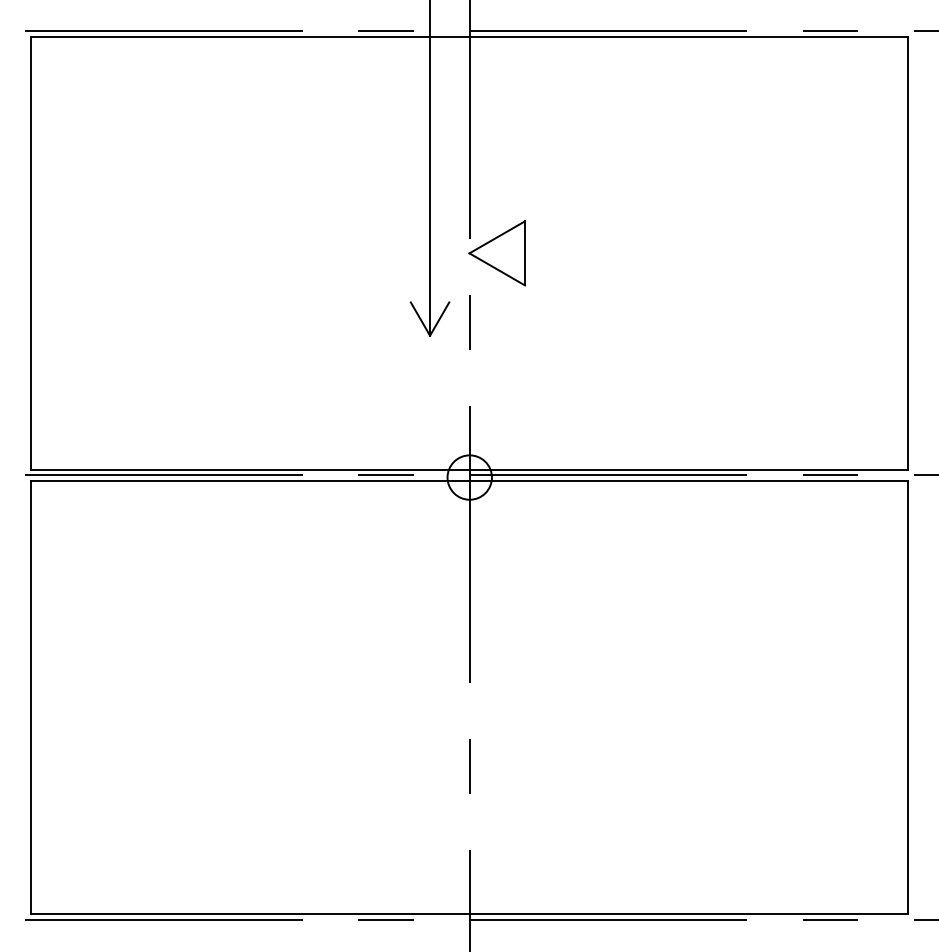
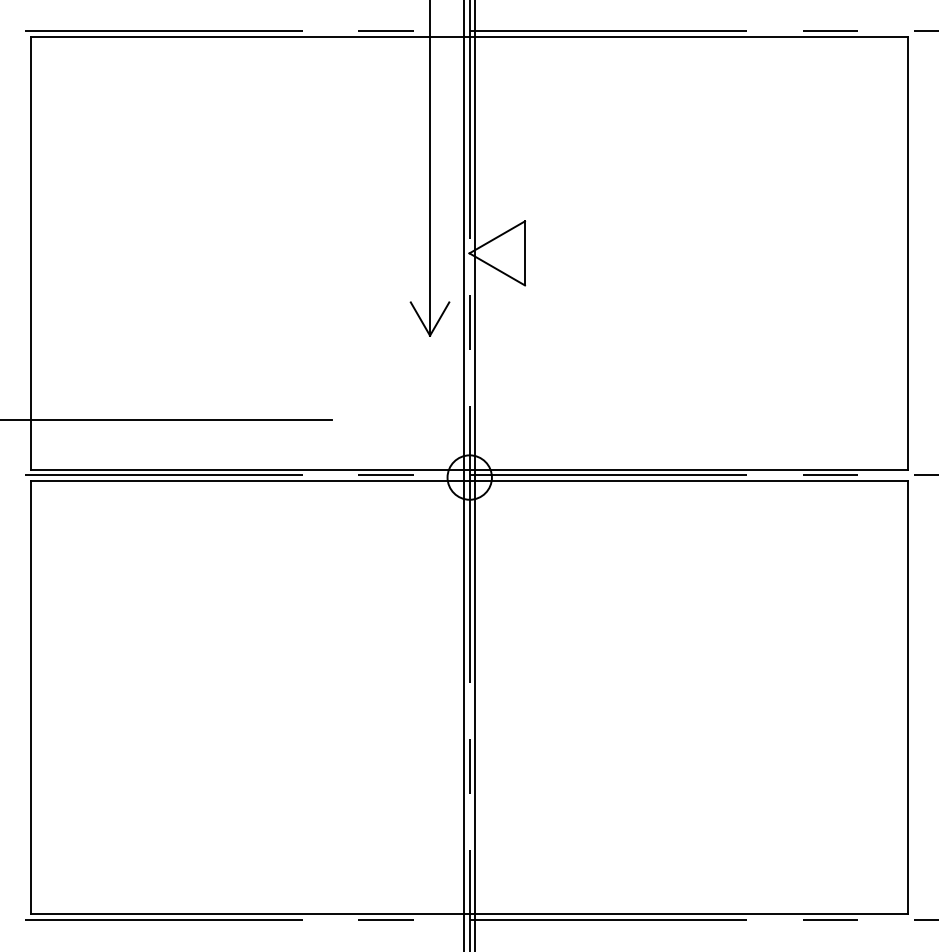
line: none -> present (167, 420)
line: none -> present (463, 475)
line: none -> present (475, 475)
